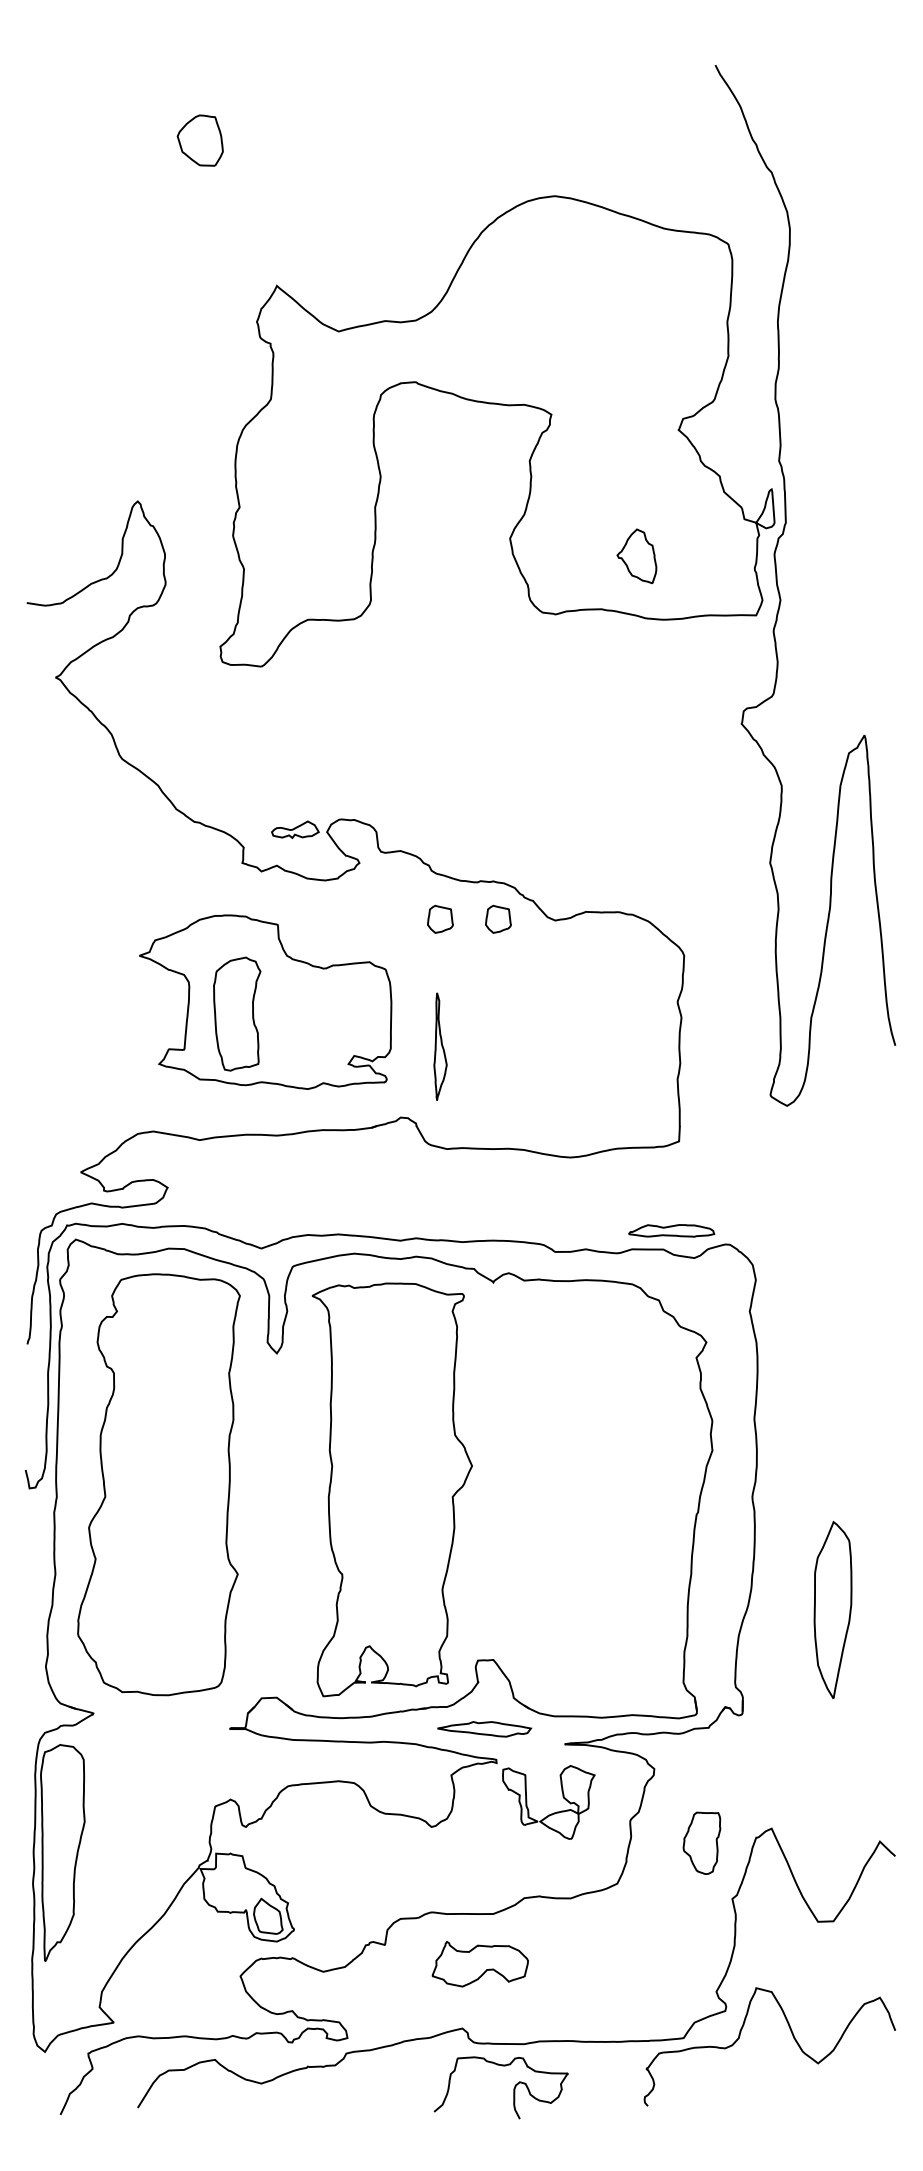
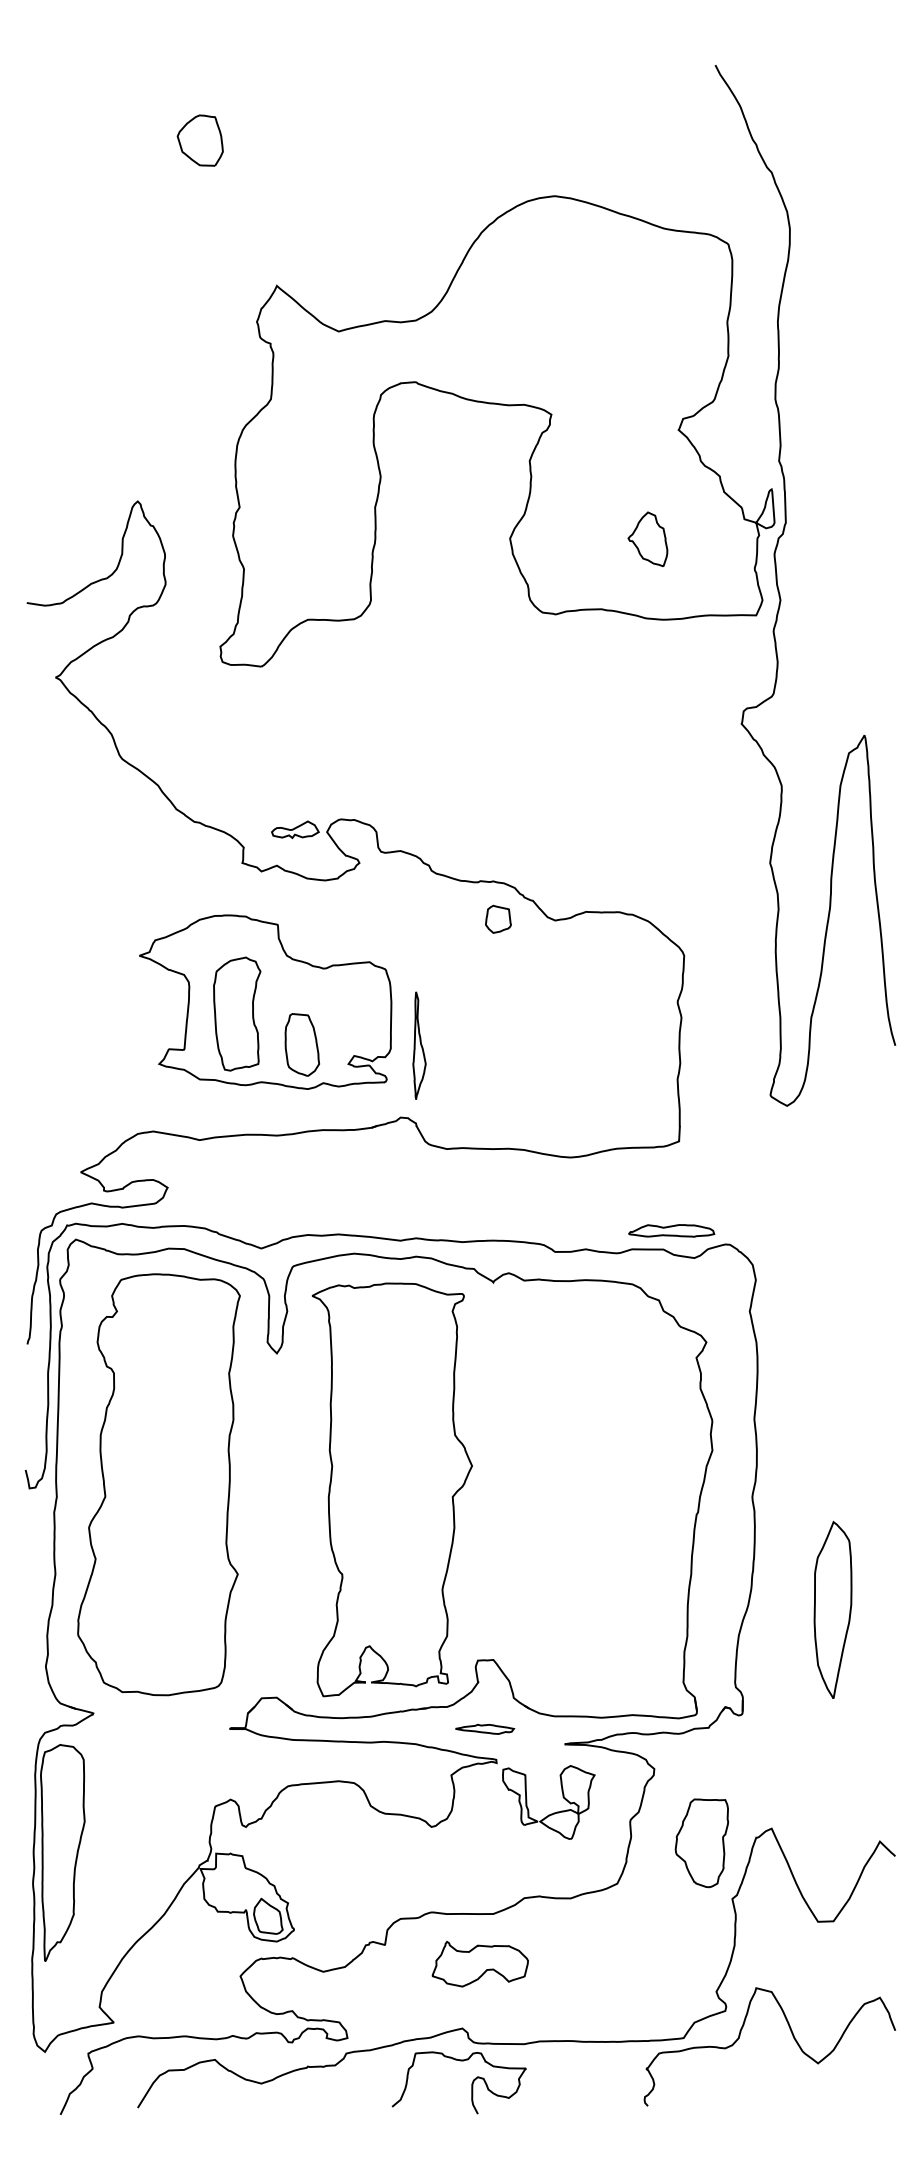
part position: (636, 555) -> (647, 538) (647, 538)
part: present -> none (440, 918)
part: none -> present (302, 1044)
part position: (440, 1046) -> (419, 1045) (419, 1045)
part size: 96x17 px -> 61x11 px (485, 1729)
part size: 40x64 px -> 56x91 px (701, 1843)
curve position: (513, 2088) -> (471, 2083) (471, 2083)
